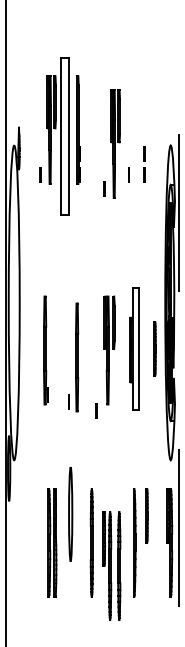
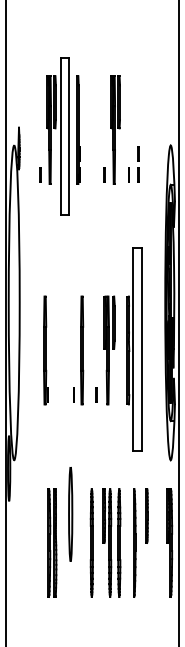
part position: (111, 143) -> (111, 129) (111, 129)
line position: (144, 161) -> (138, 161) (138, 161)
line: dashed -> solid (179, 323)
part size: 11x124 px -> 17x205 px (134, 349)
line: present -> none (154, 348)
part position: (73, 357) -> (78, 350) (78, 350)
line position: (96, 410) -> (96, 394) (96, 394)
part position: (111, 565) -> (111, 542) (111, 542)
